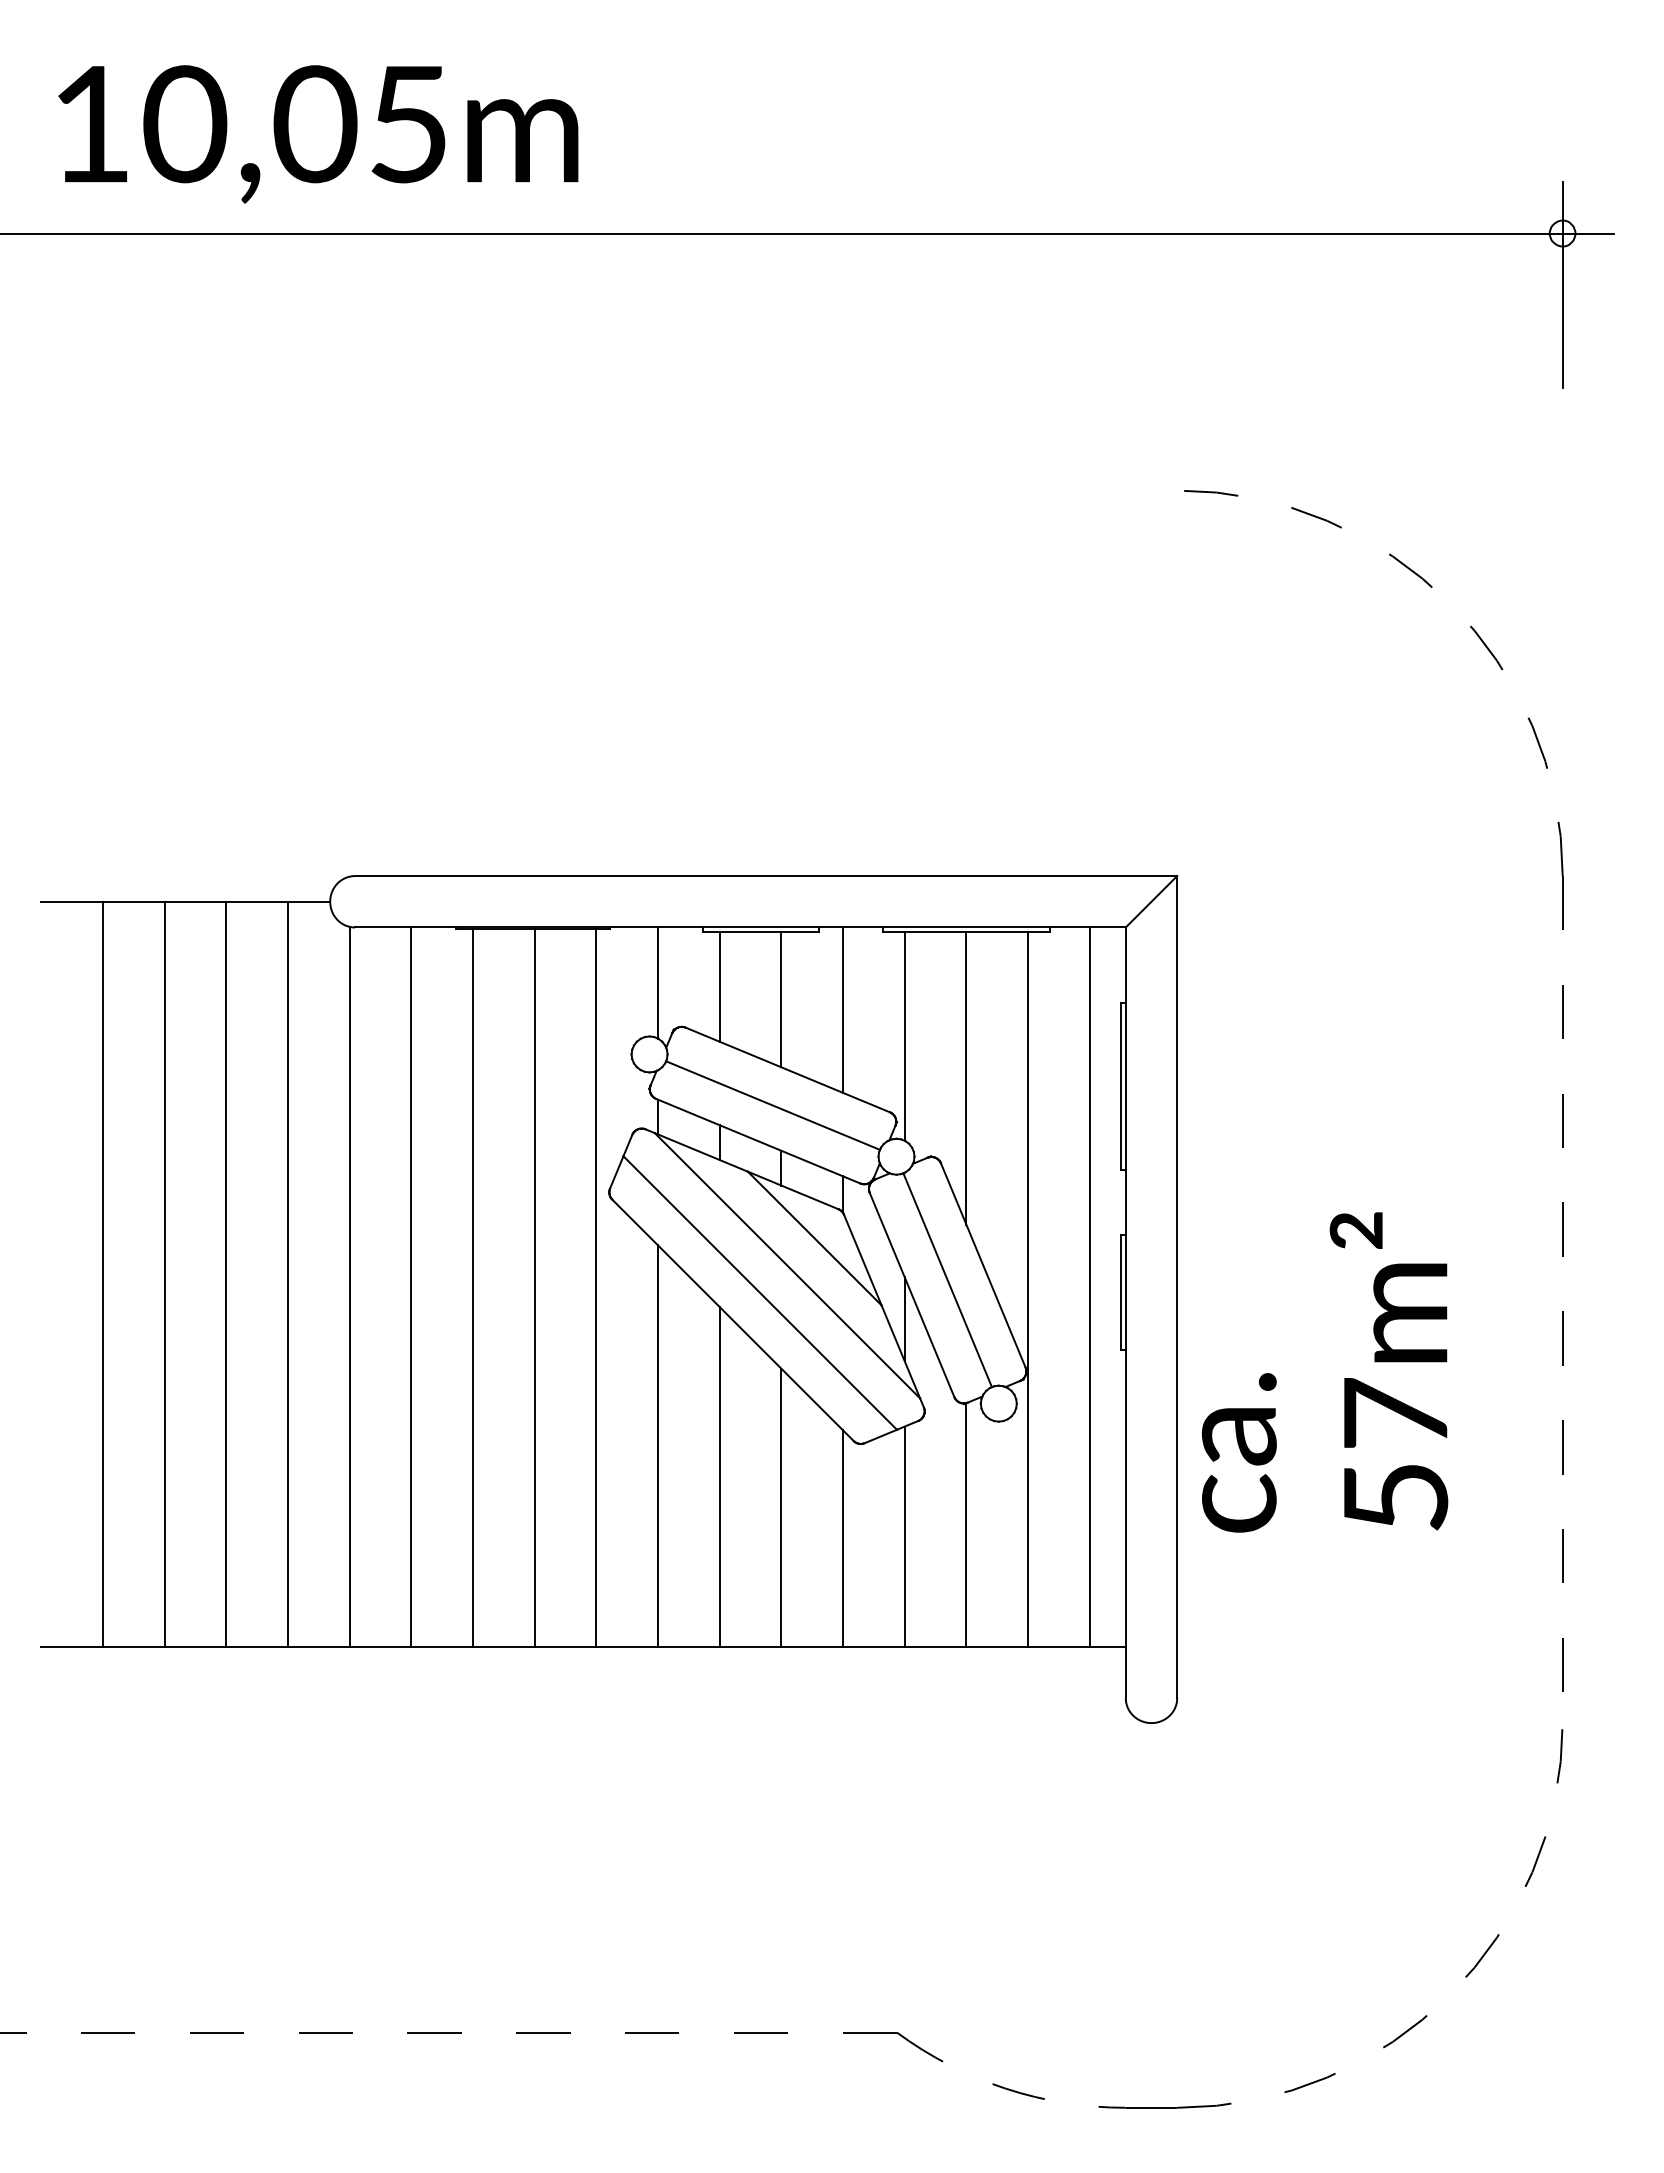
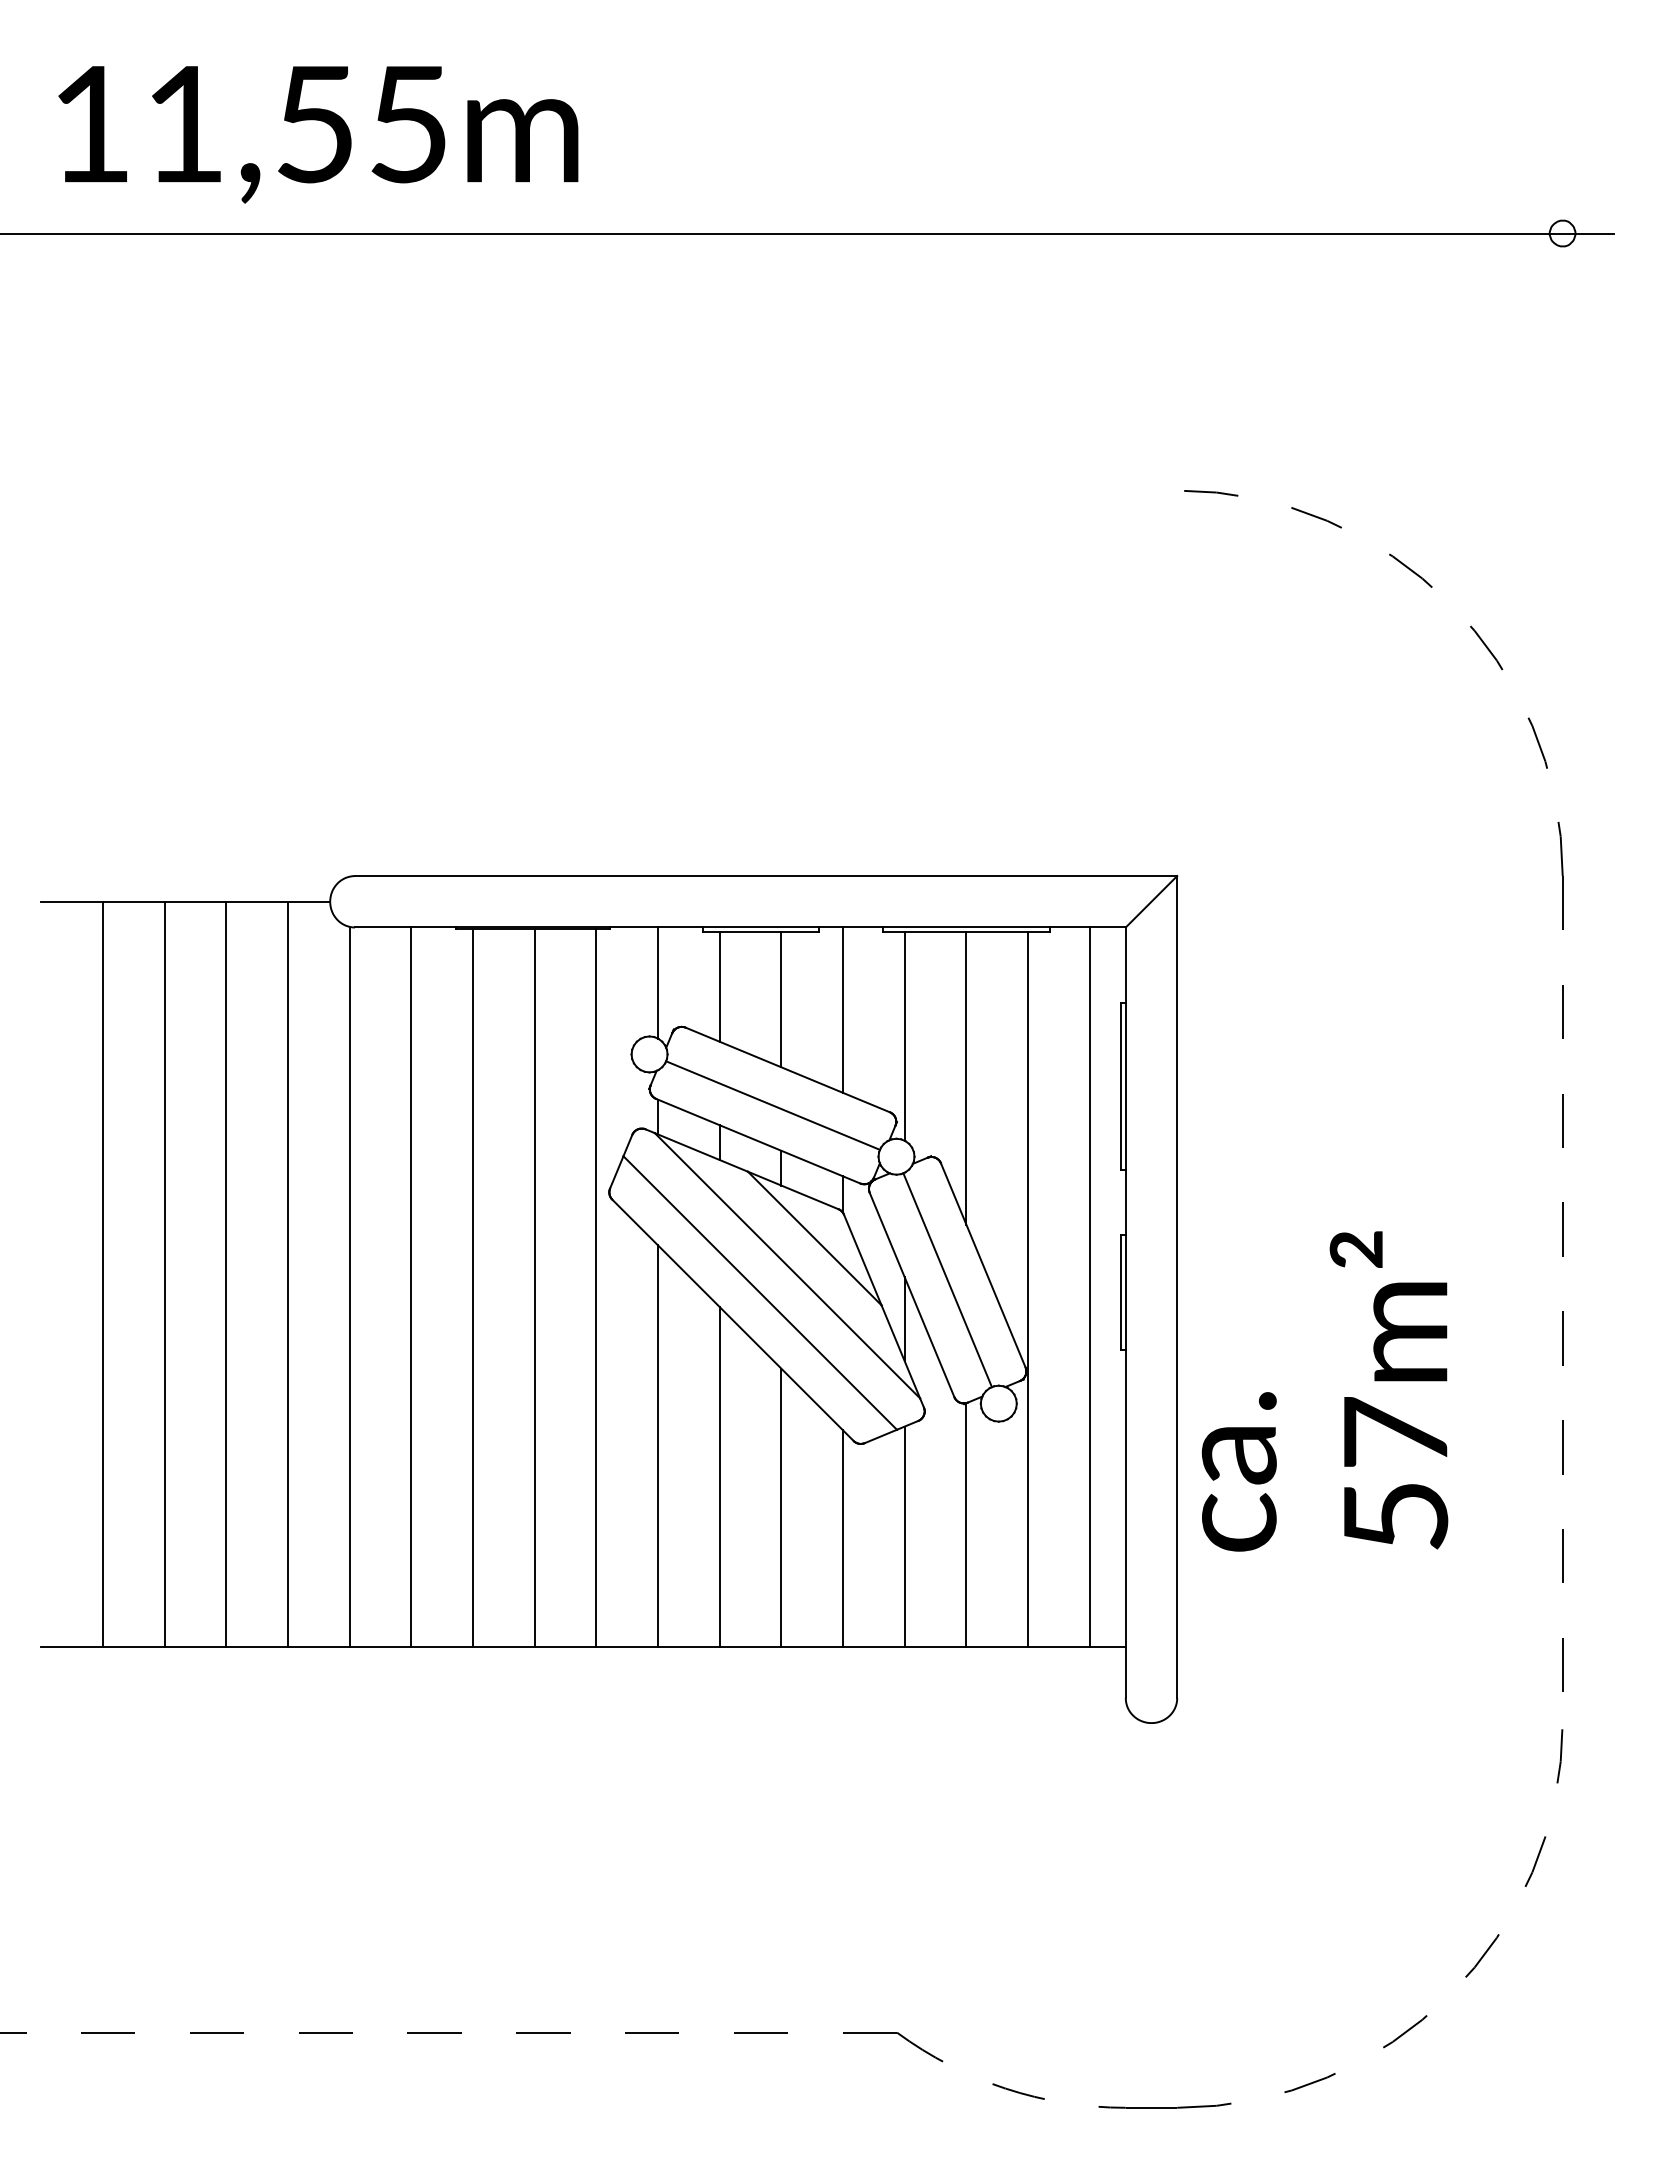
text: 10,05m -> 11,55m (250, 124)
line: present -> none (1562, 284)
text position: (1324, 1372) -> (1324, 1391) (1324, 1391)
